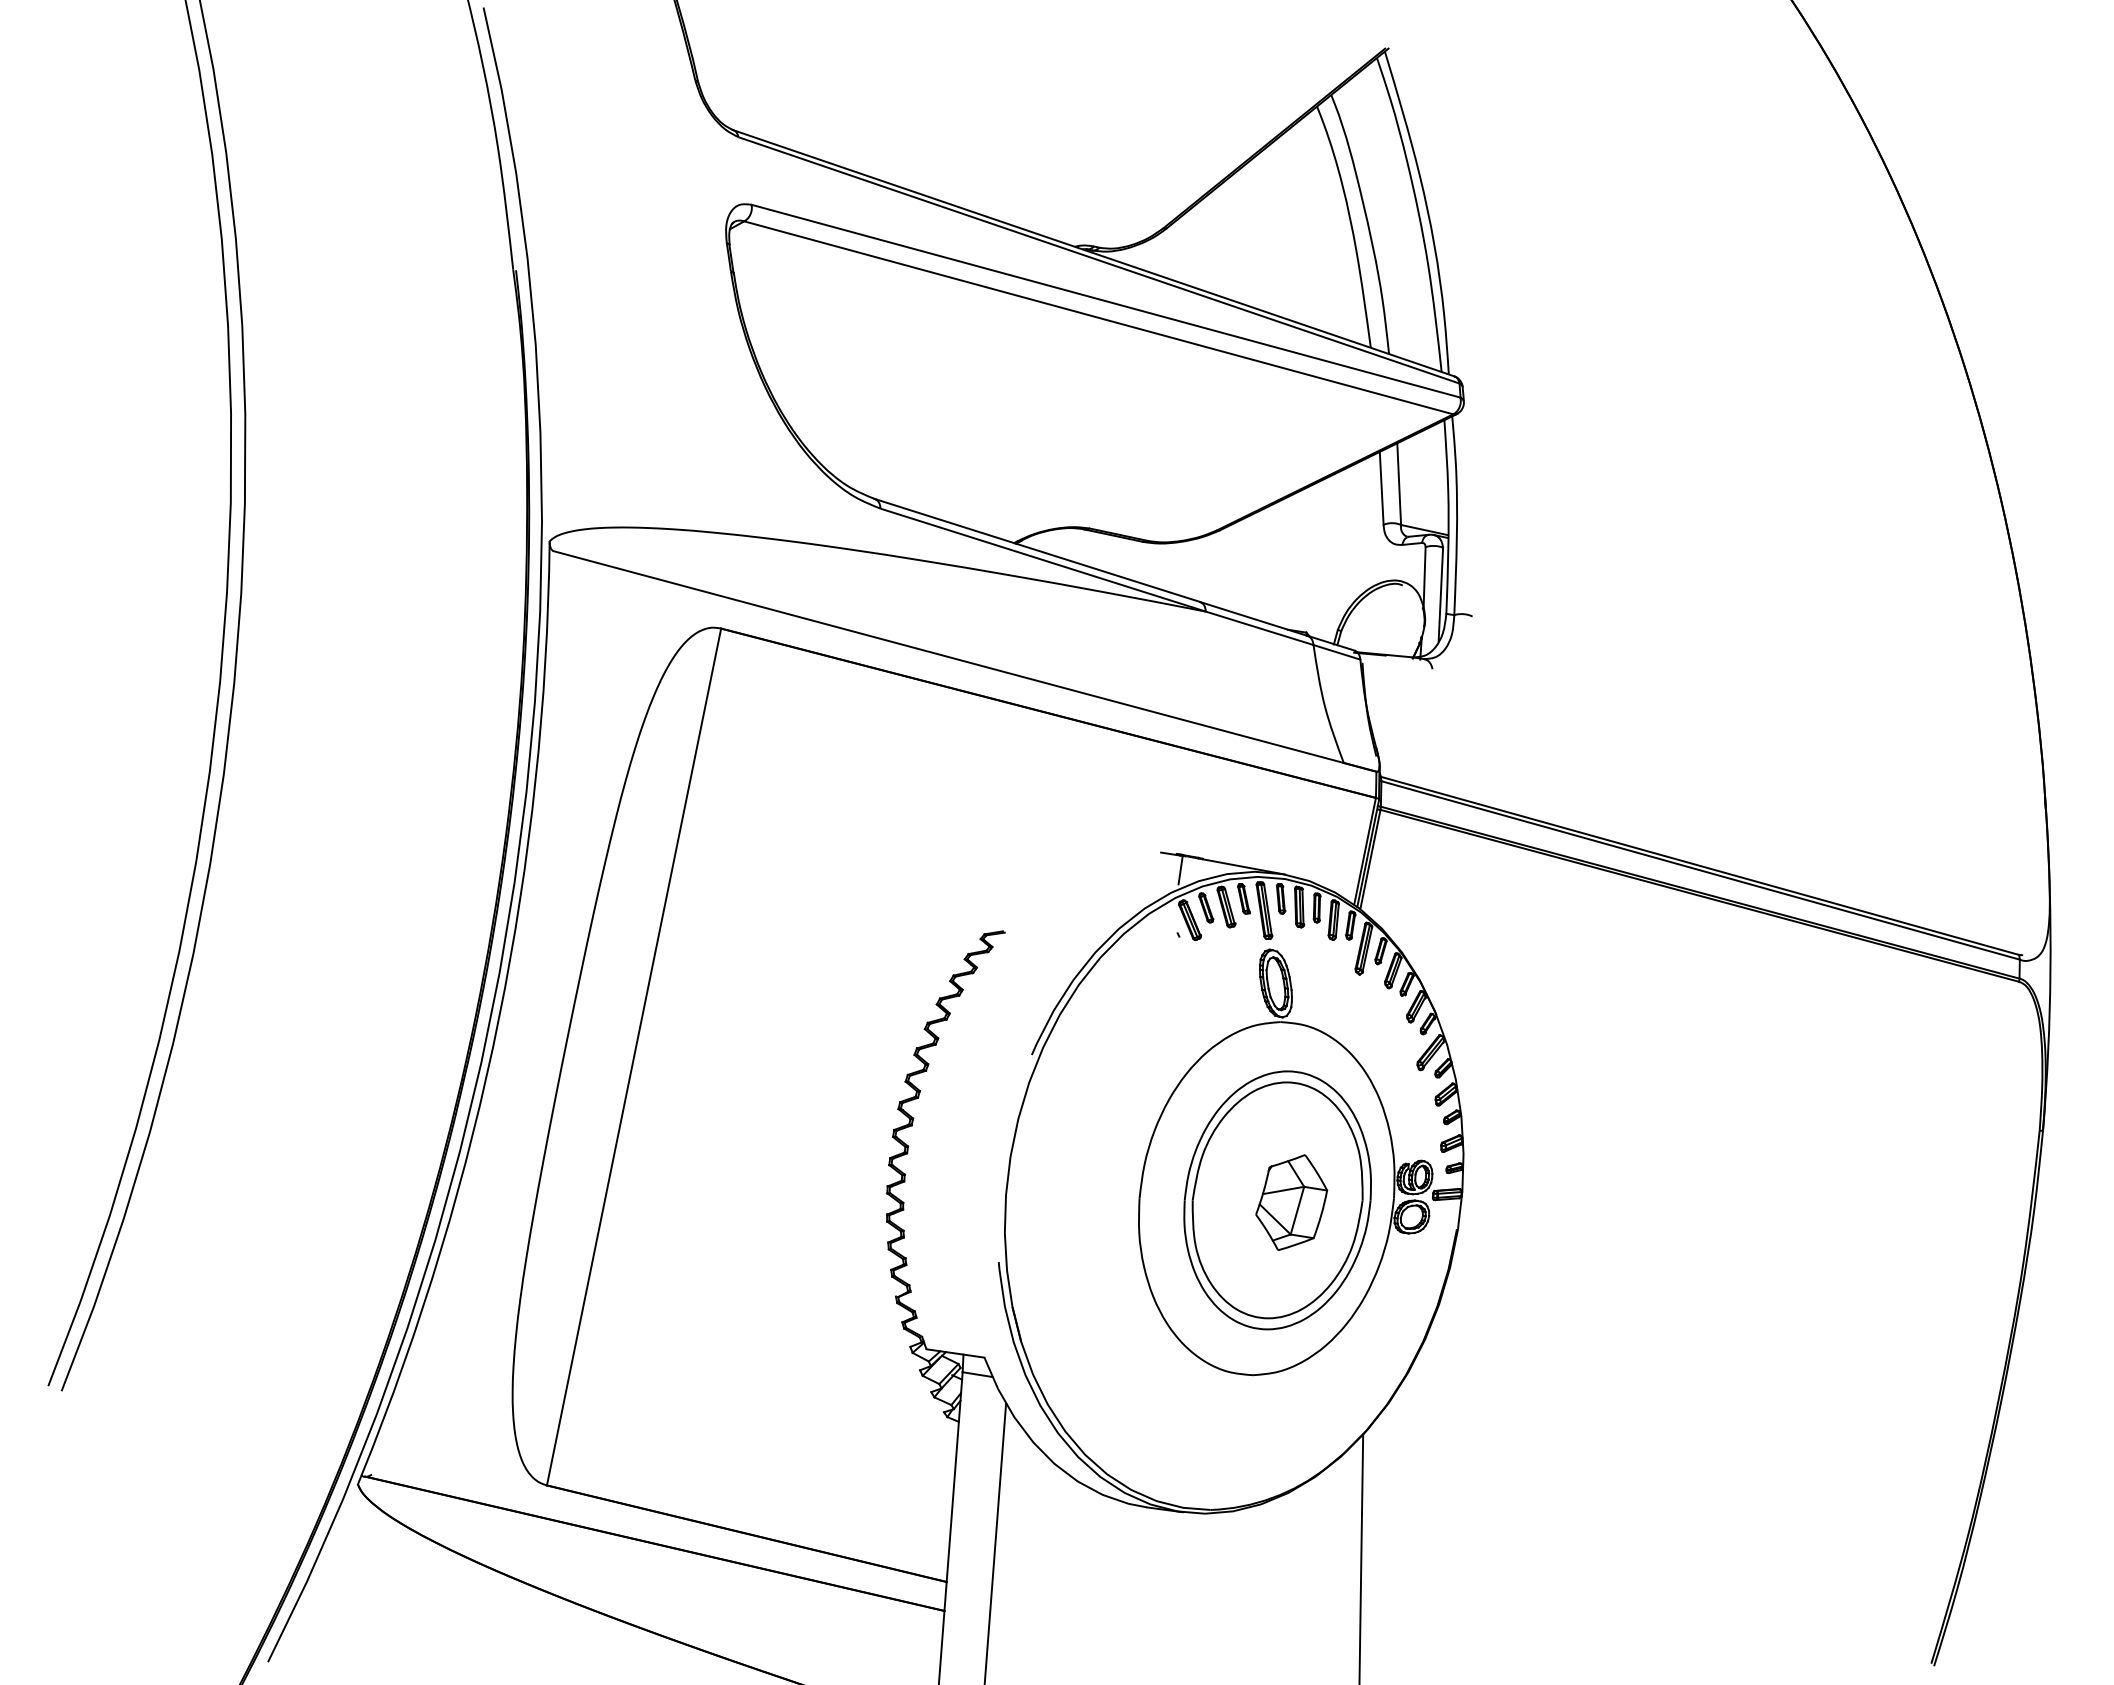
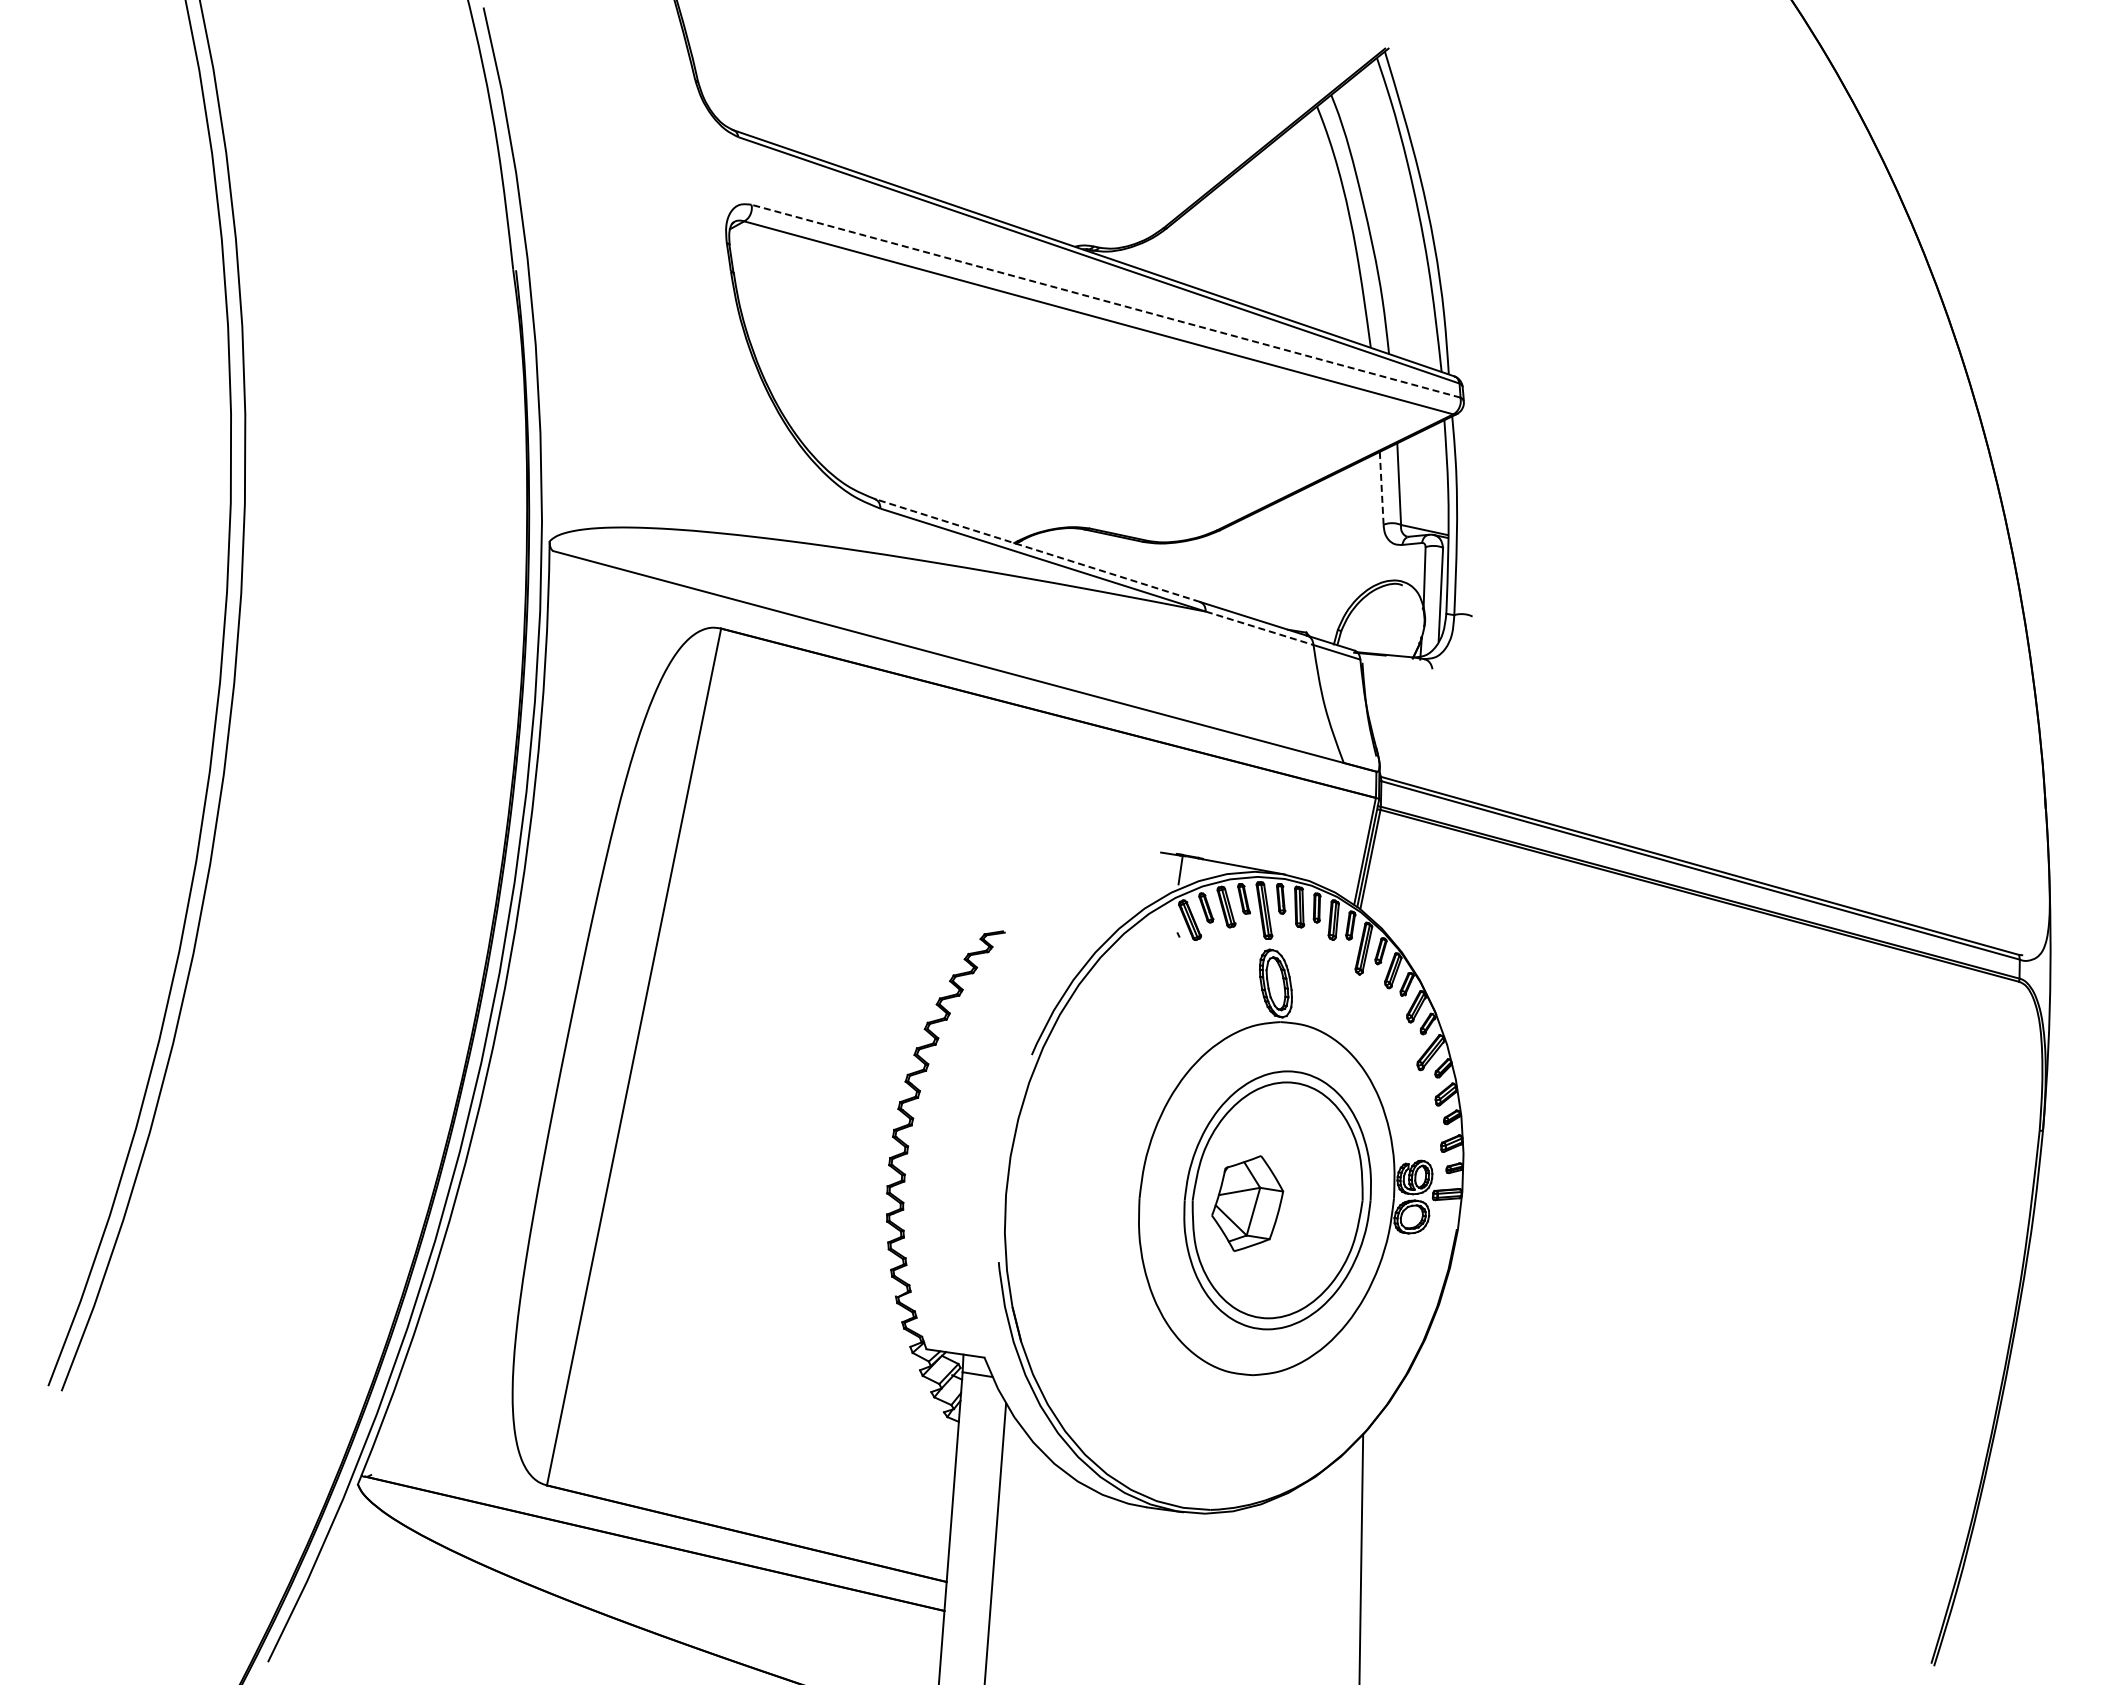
line: solid -> dashed (1105, 301)
line: solid -> dashed (1381, 488)
line: solid -> dashed (1036, 550)
line: solid -> dashed (1260, 628)
part position: (1291, 1202) -> (1247, 1203) (1247, 1203)
